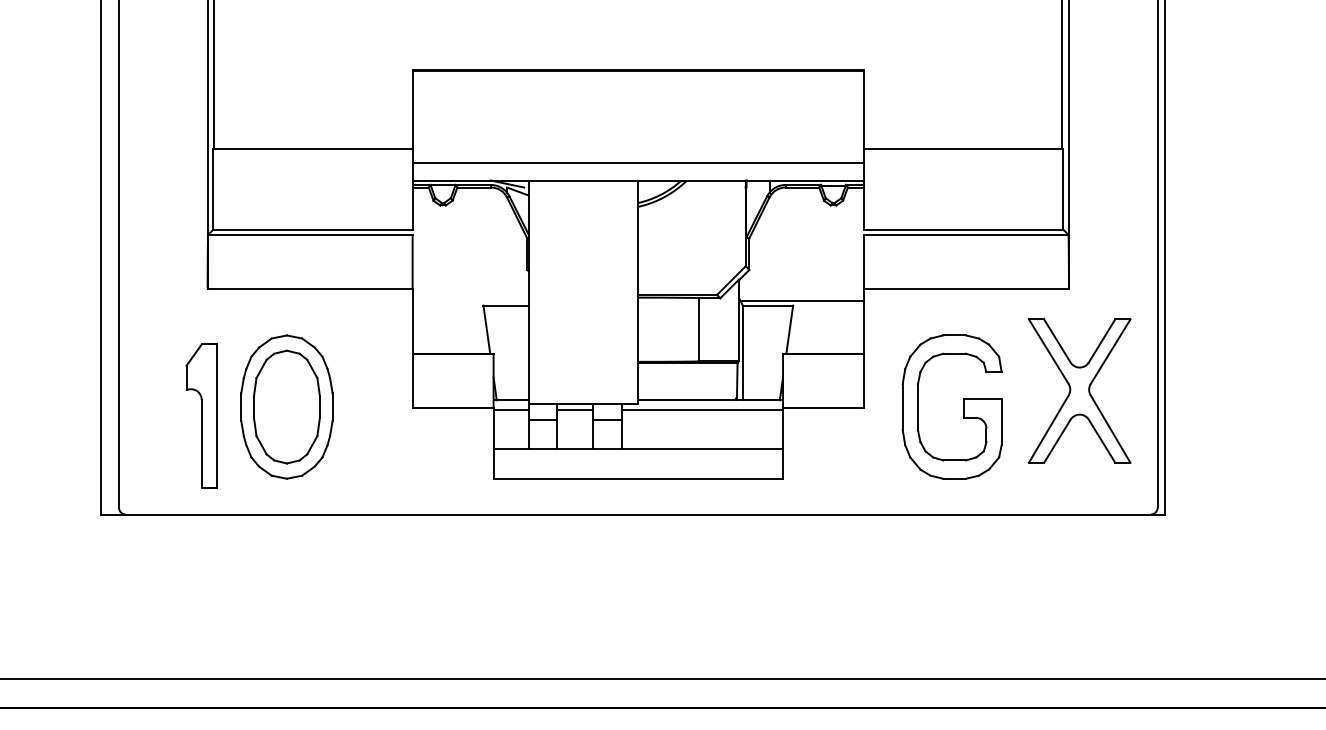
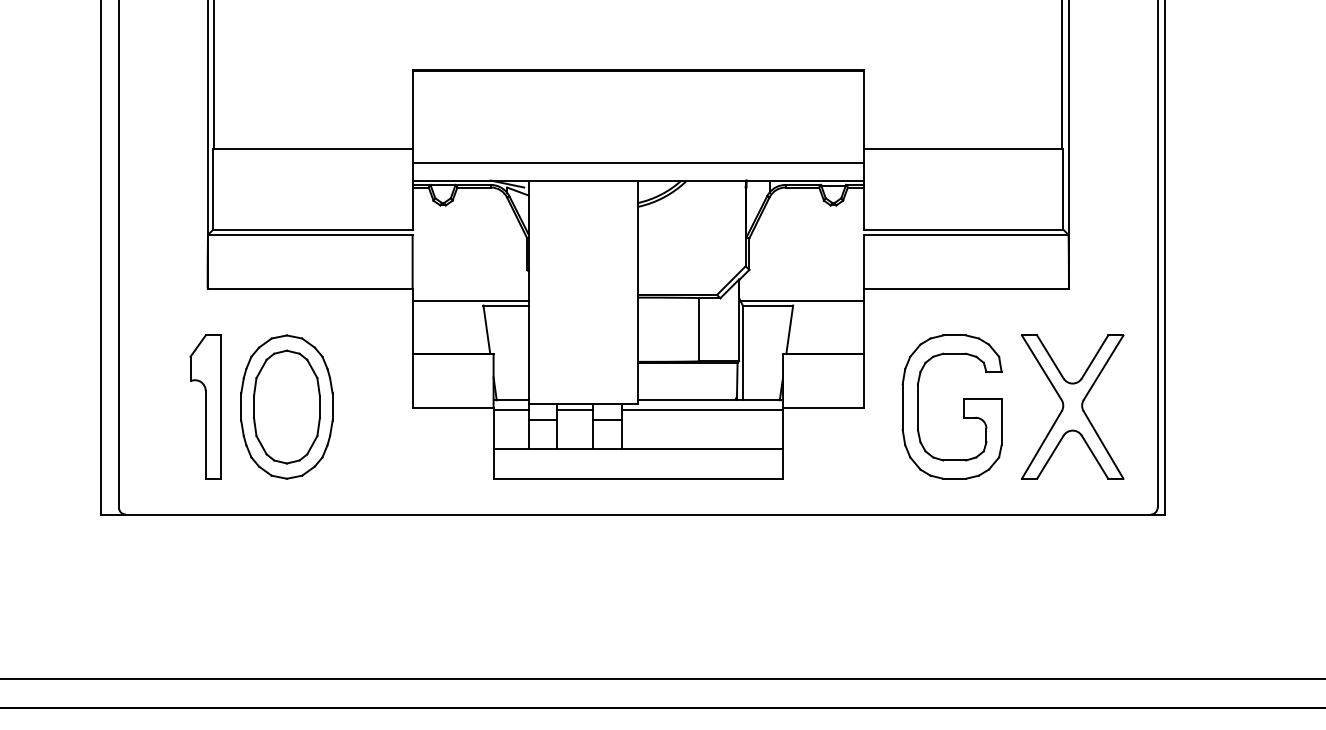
line: none -> present (470, 300)
part position: (1079, 390) -> (1072, 406) (1072, 406)
part position: (201, 415) -> (205, 406) (205, 406)
